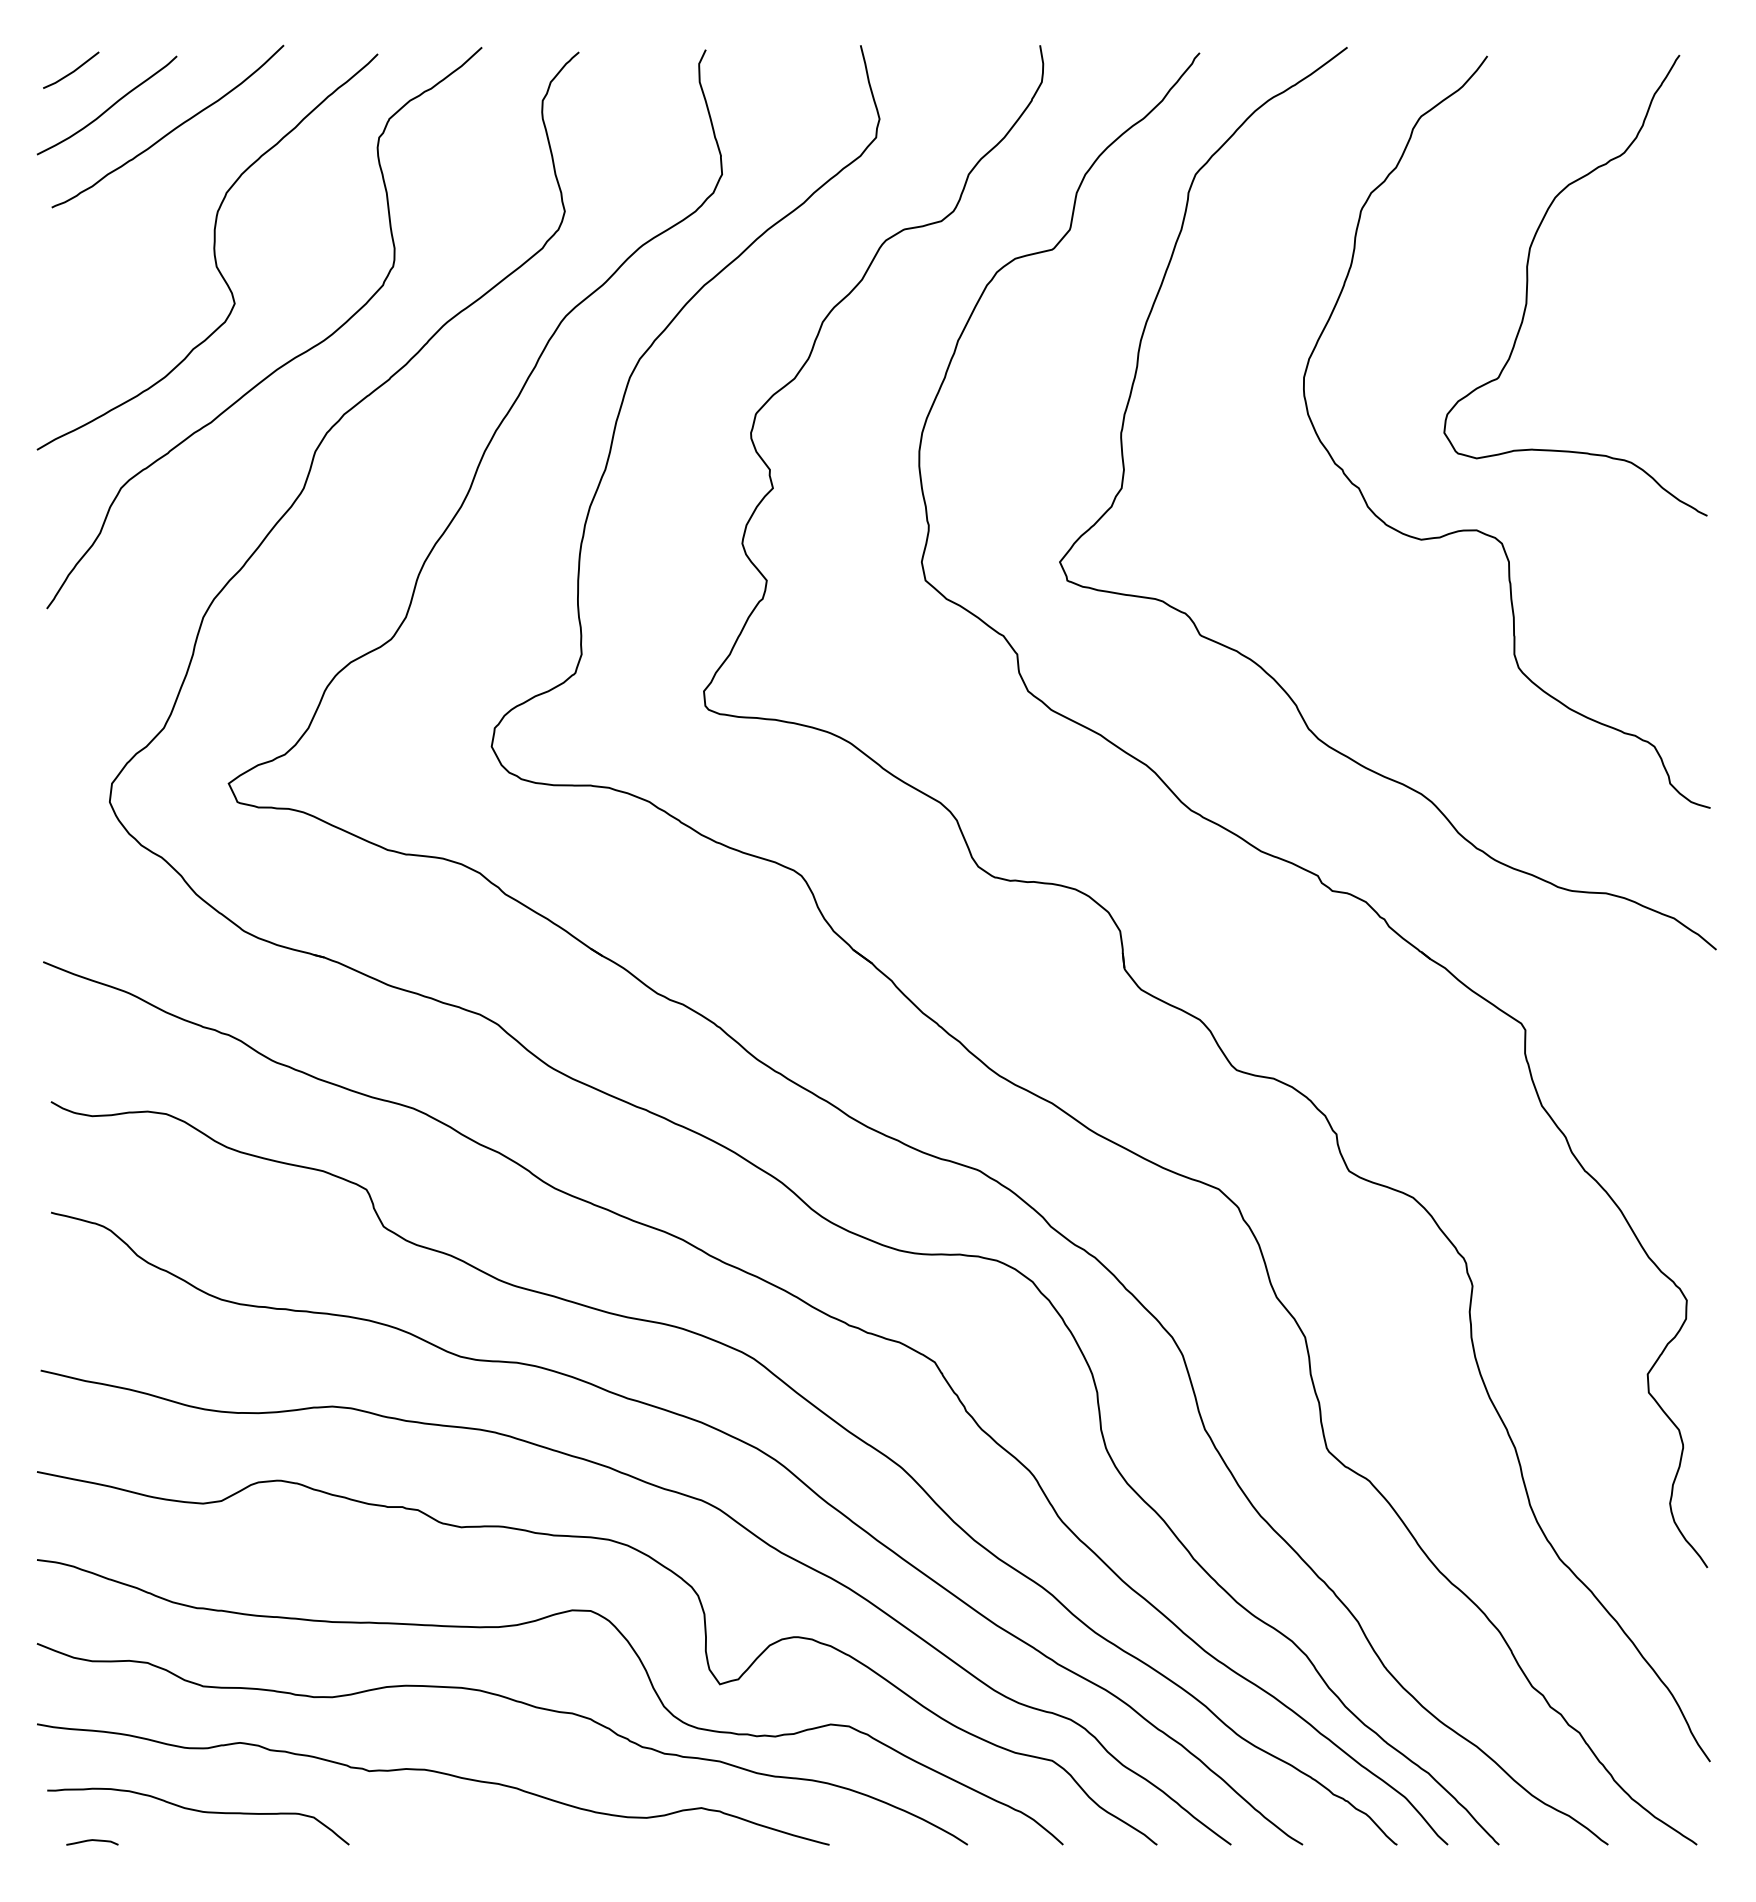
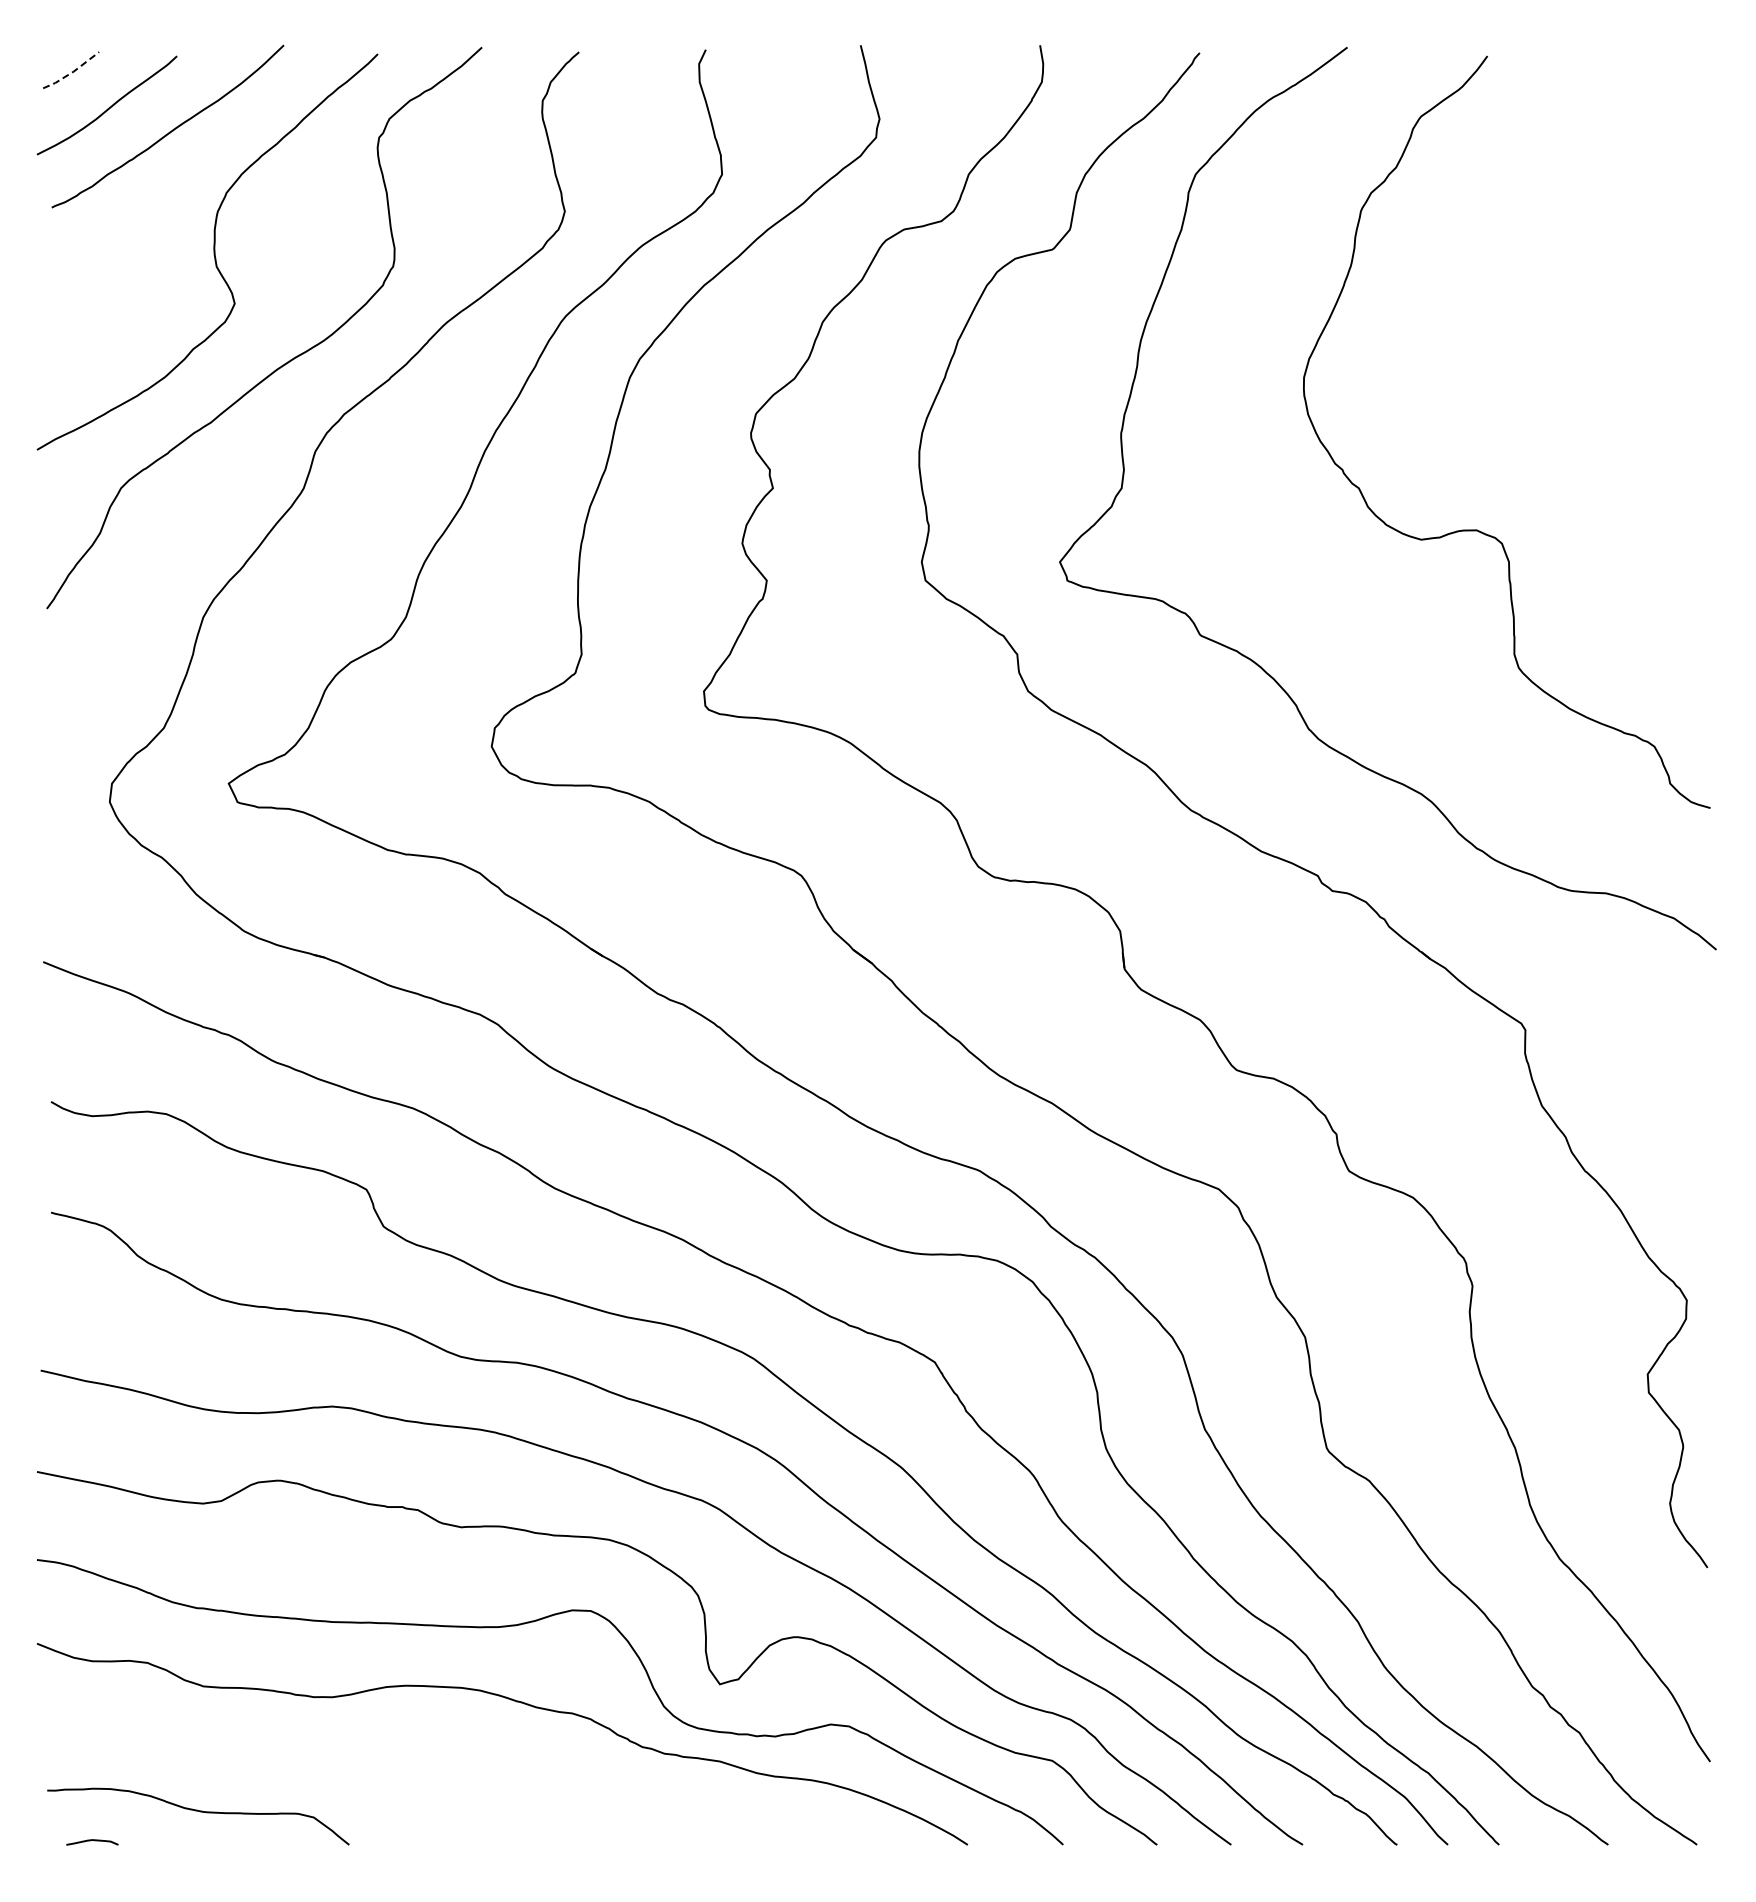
line: solid -> dashed (72, 72)
curve: present -> none (1528, 283)
curve: present -> none (433, 1772)
